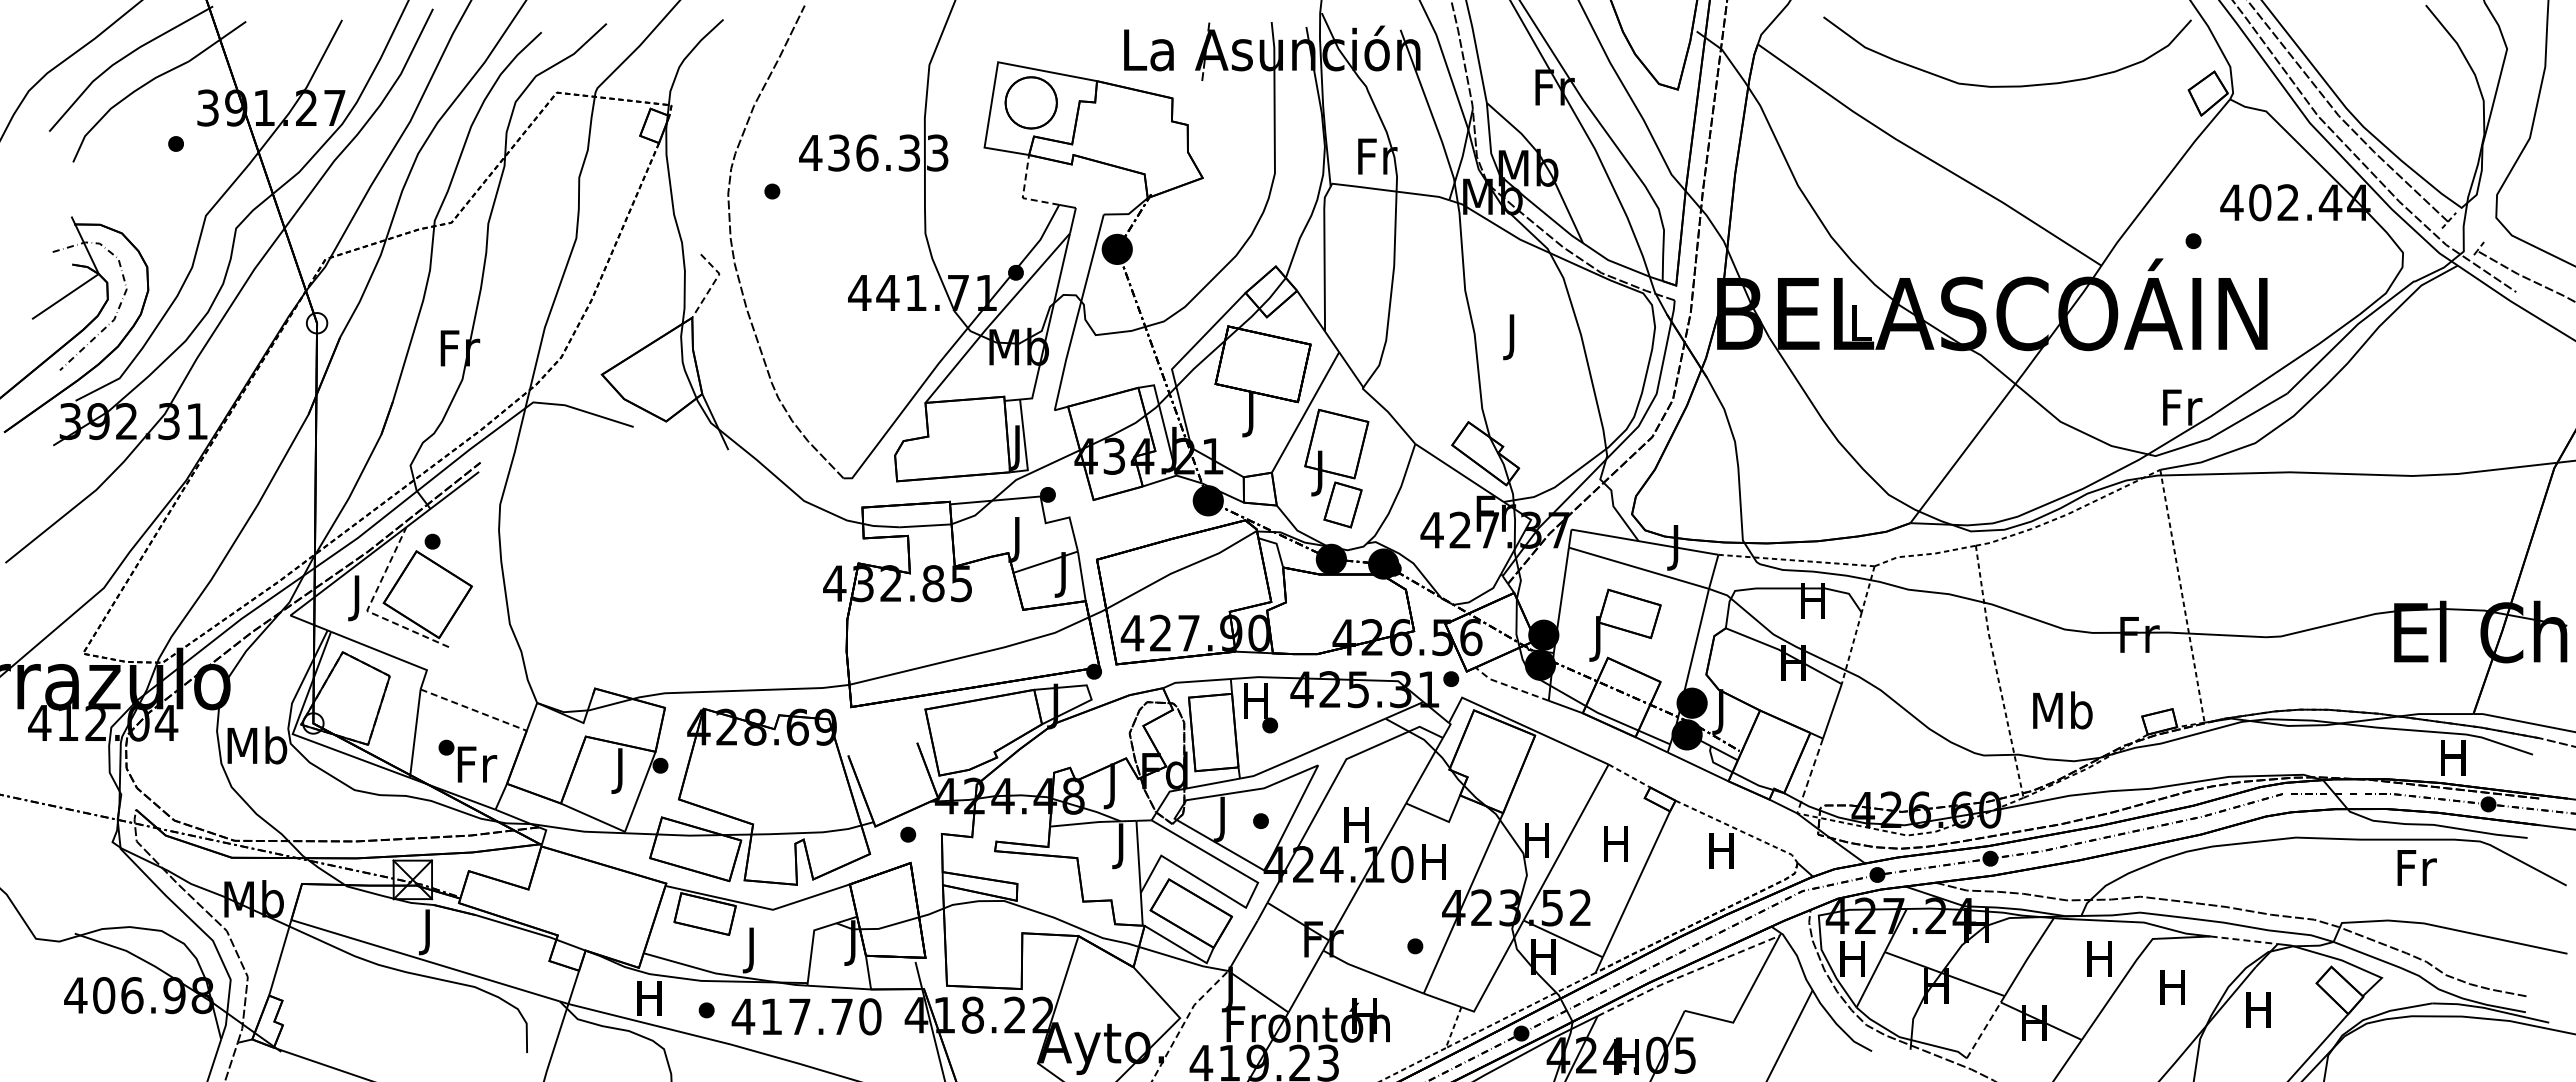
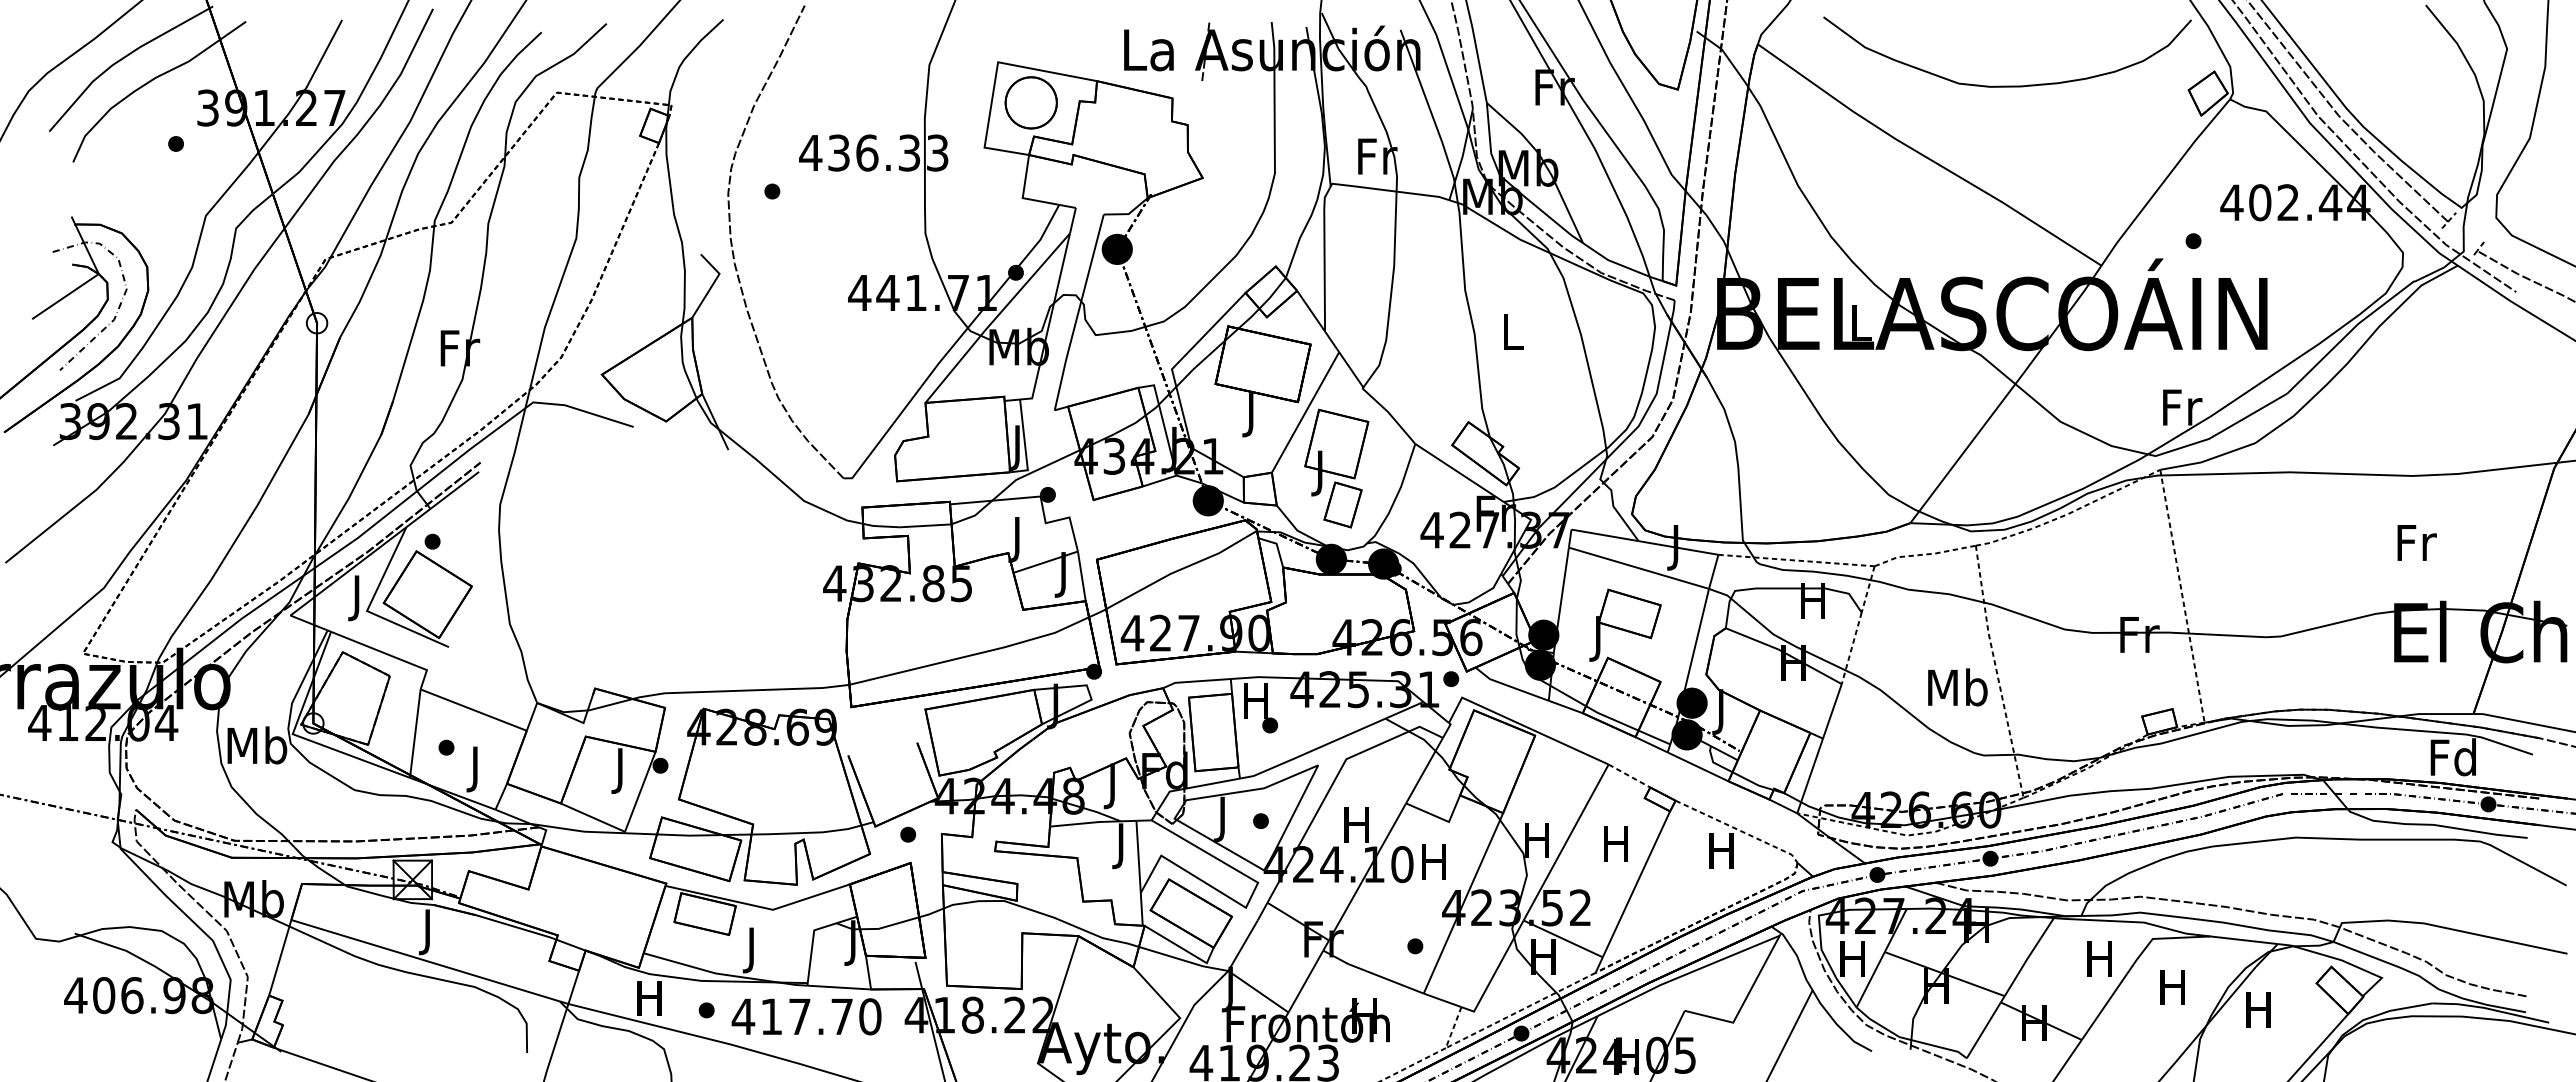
line: dashed -> solid (1023, 195)
line: dashed -> solid (713, 284)
text: J -> L (1513, 337)
line: dashed -> solid (367, 610)
line: dashed -> solid (1509, 686)
line: dashed -> solid (473, 710)
text position: (2062, 710) -> (1957, 687) (1957, 687)
text: H -> Fd (2452, 757)
text: Fr -> J (477, 769)
line: dashed -> solid (1810, 776)
text position: (2416, 867) -> (2416, 542) (2416, 542)
line: dashed -> solid (2244, 940)
line: dashed -> solid (1687, 973)
line: dashed -> solid (1185, 1021)
line: dashed -> solid (1983, 1030)
